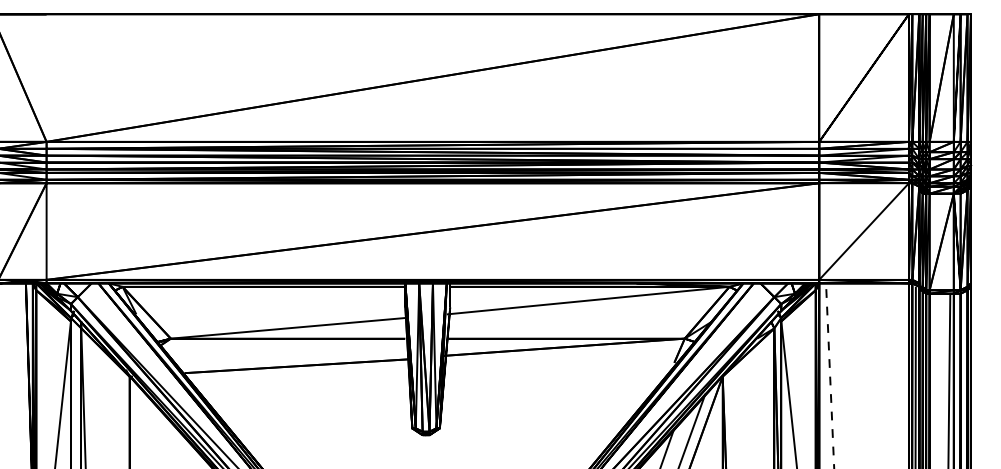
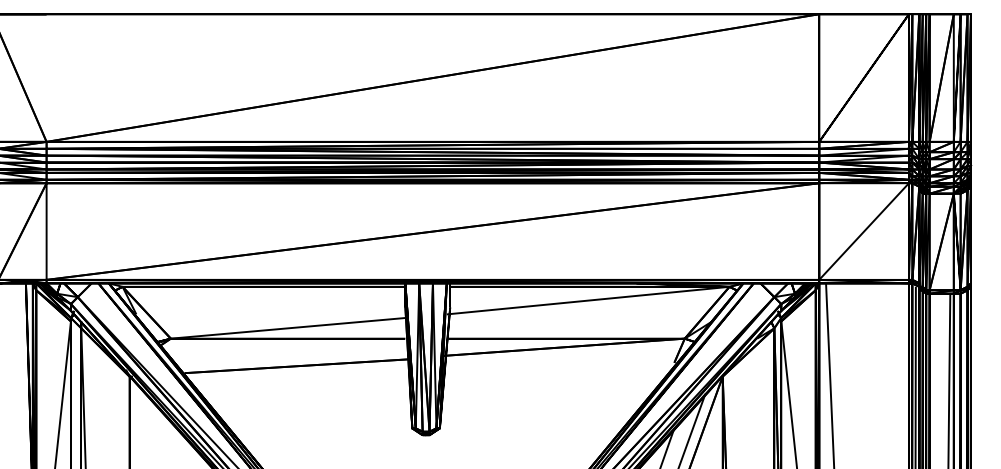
line: dashed -> solid (830, 375)
